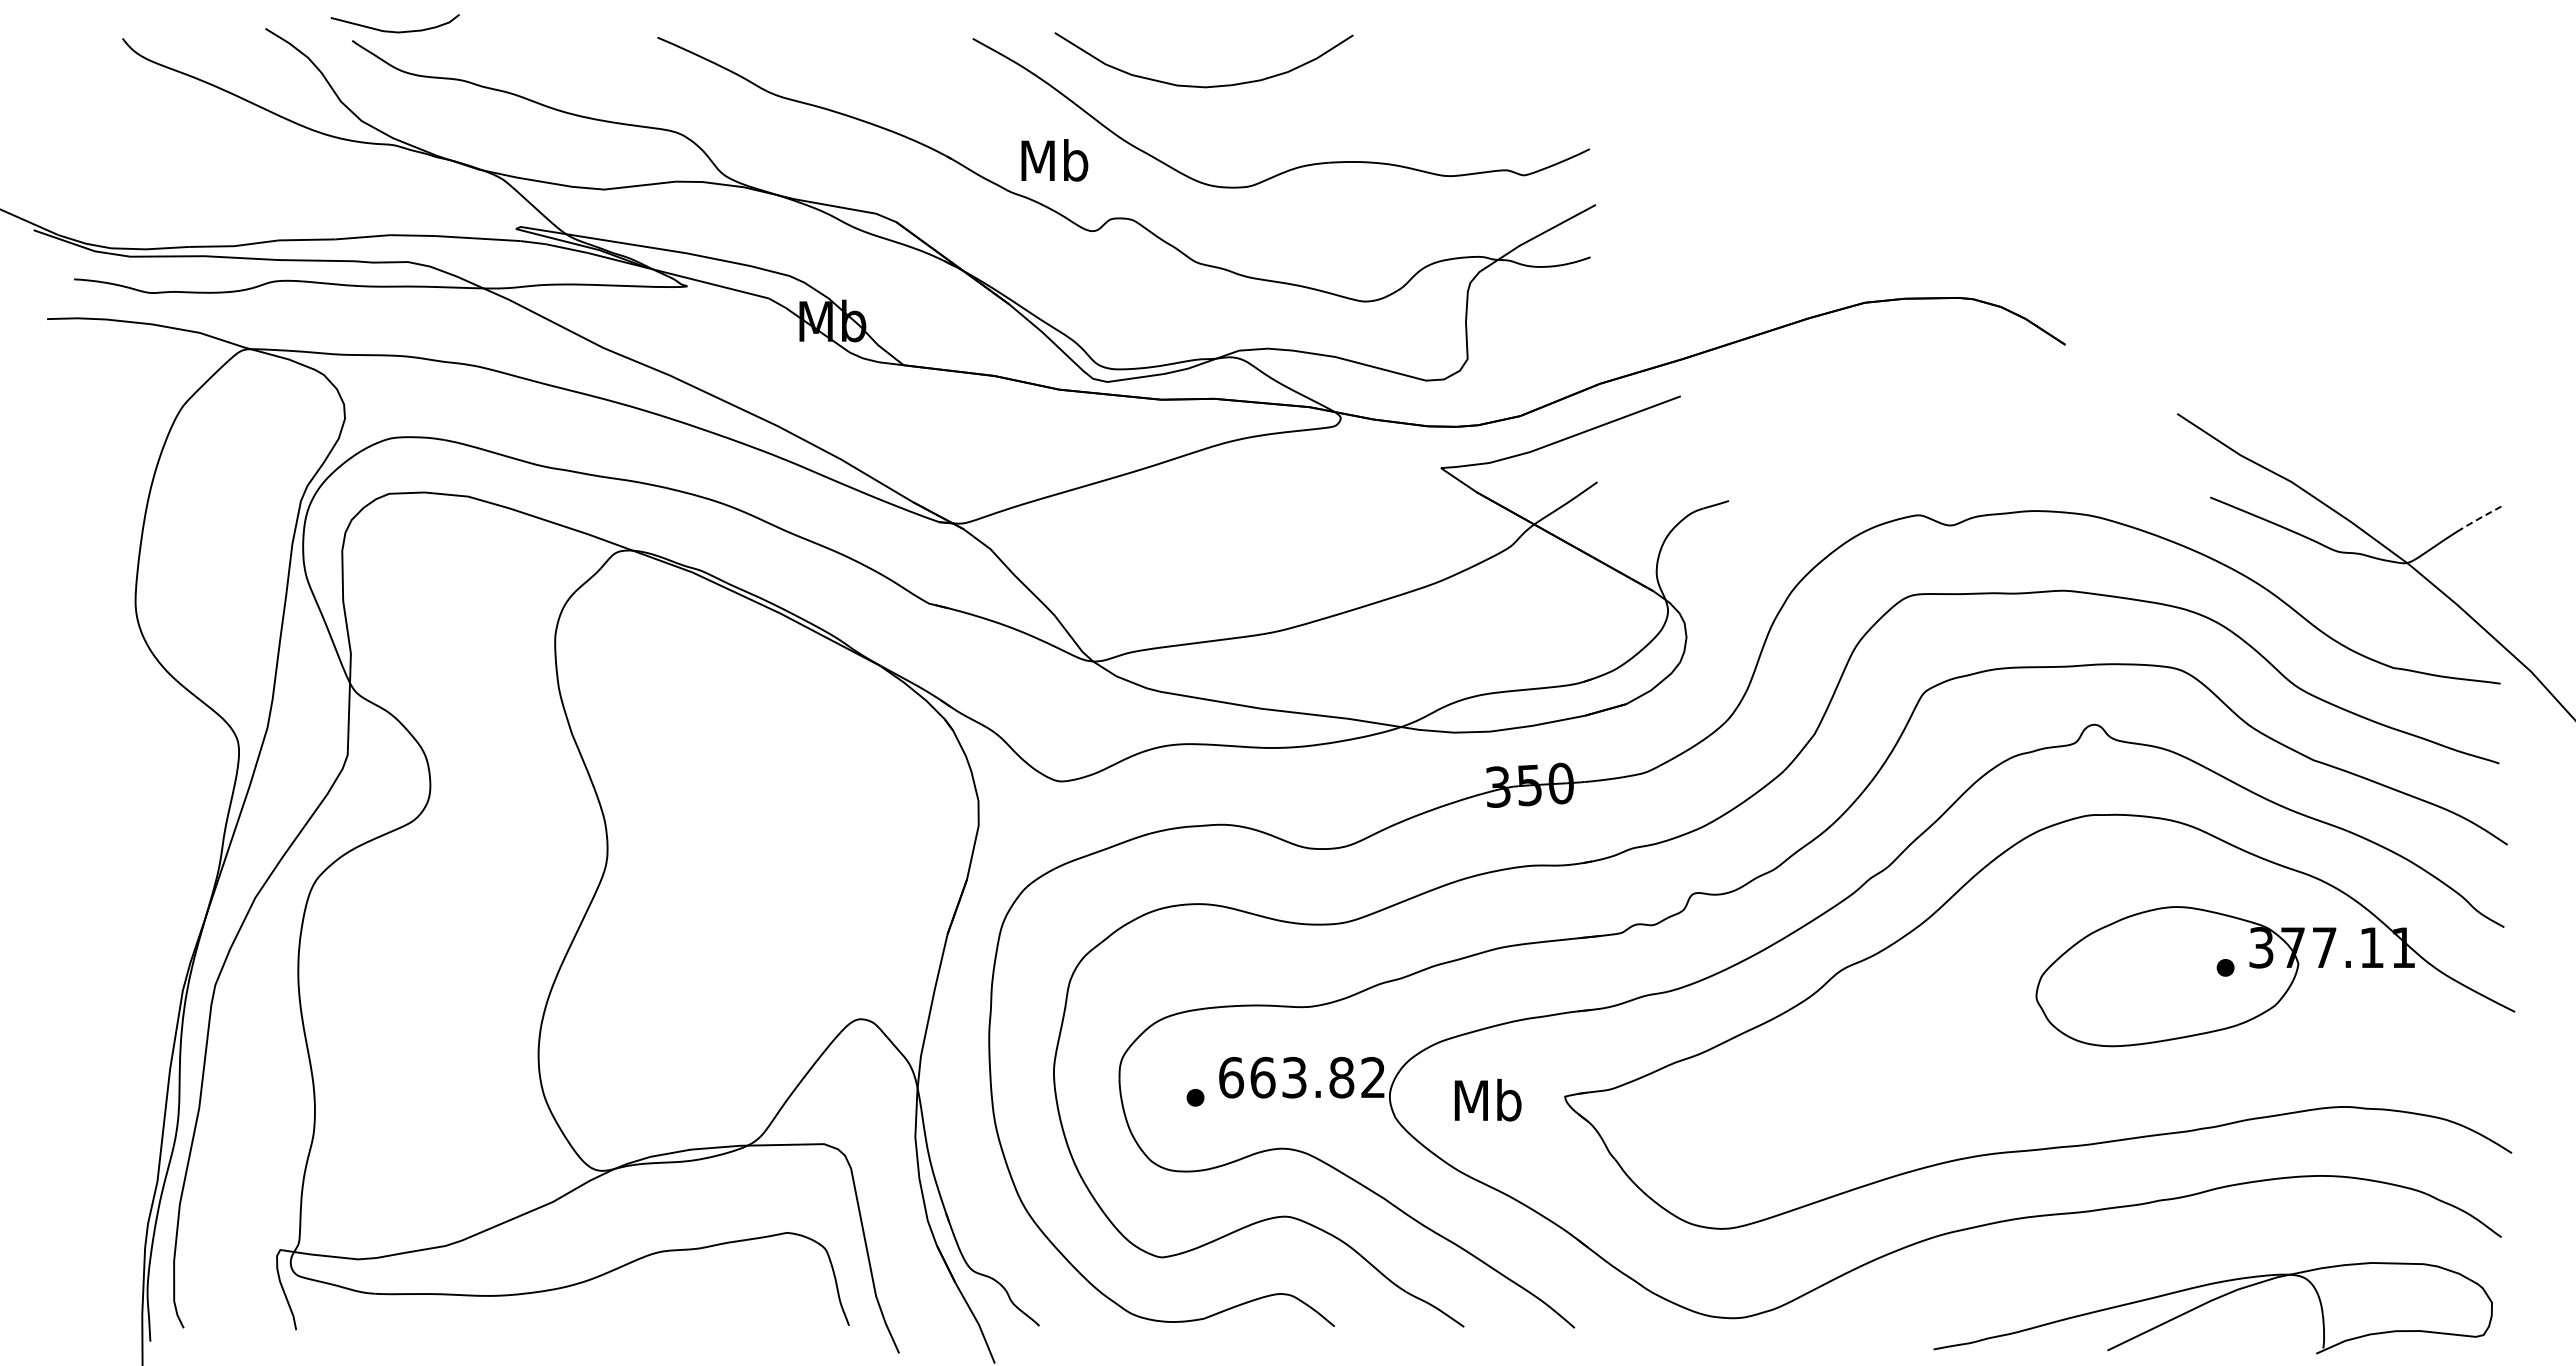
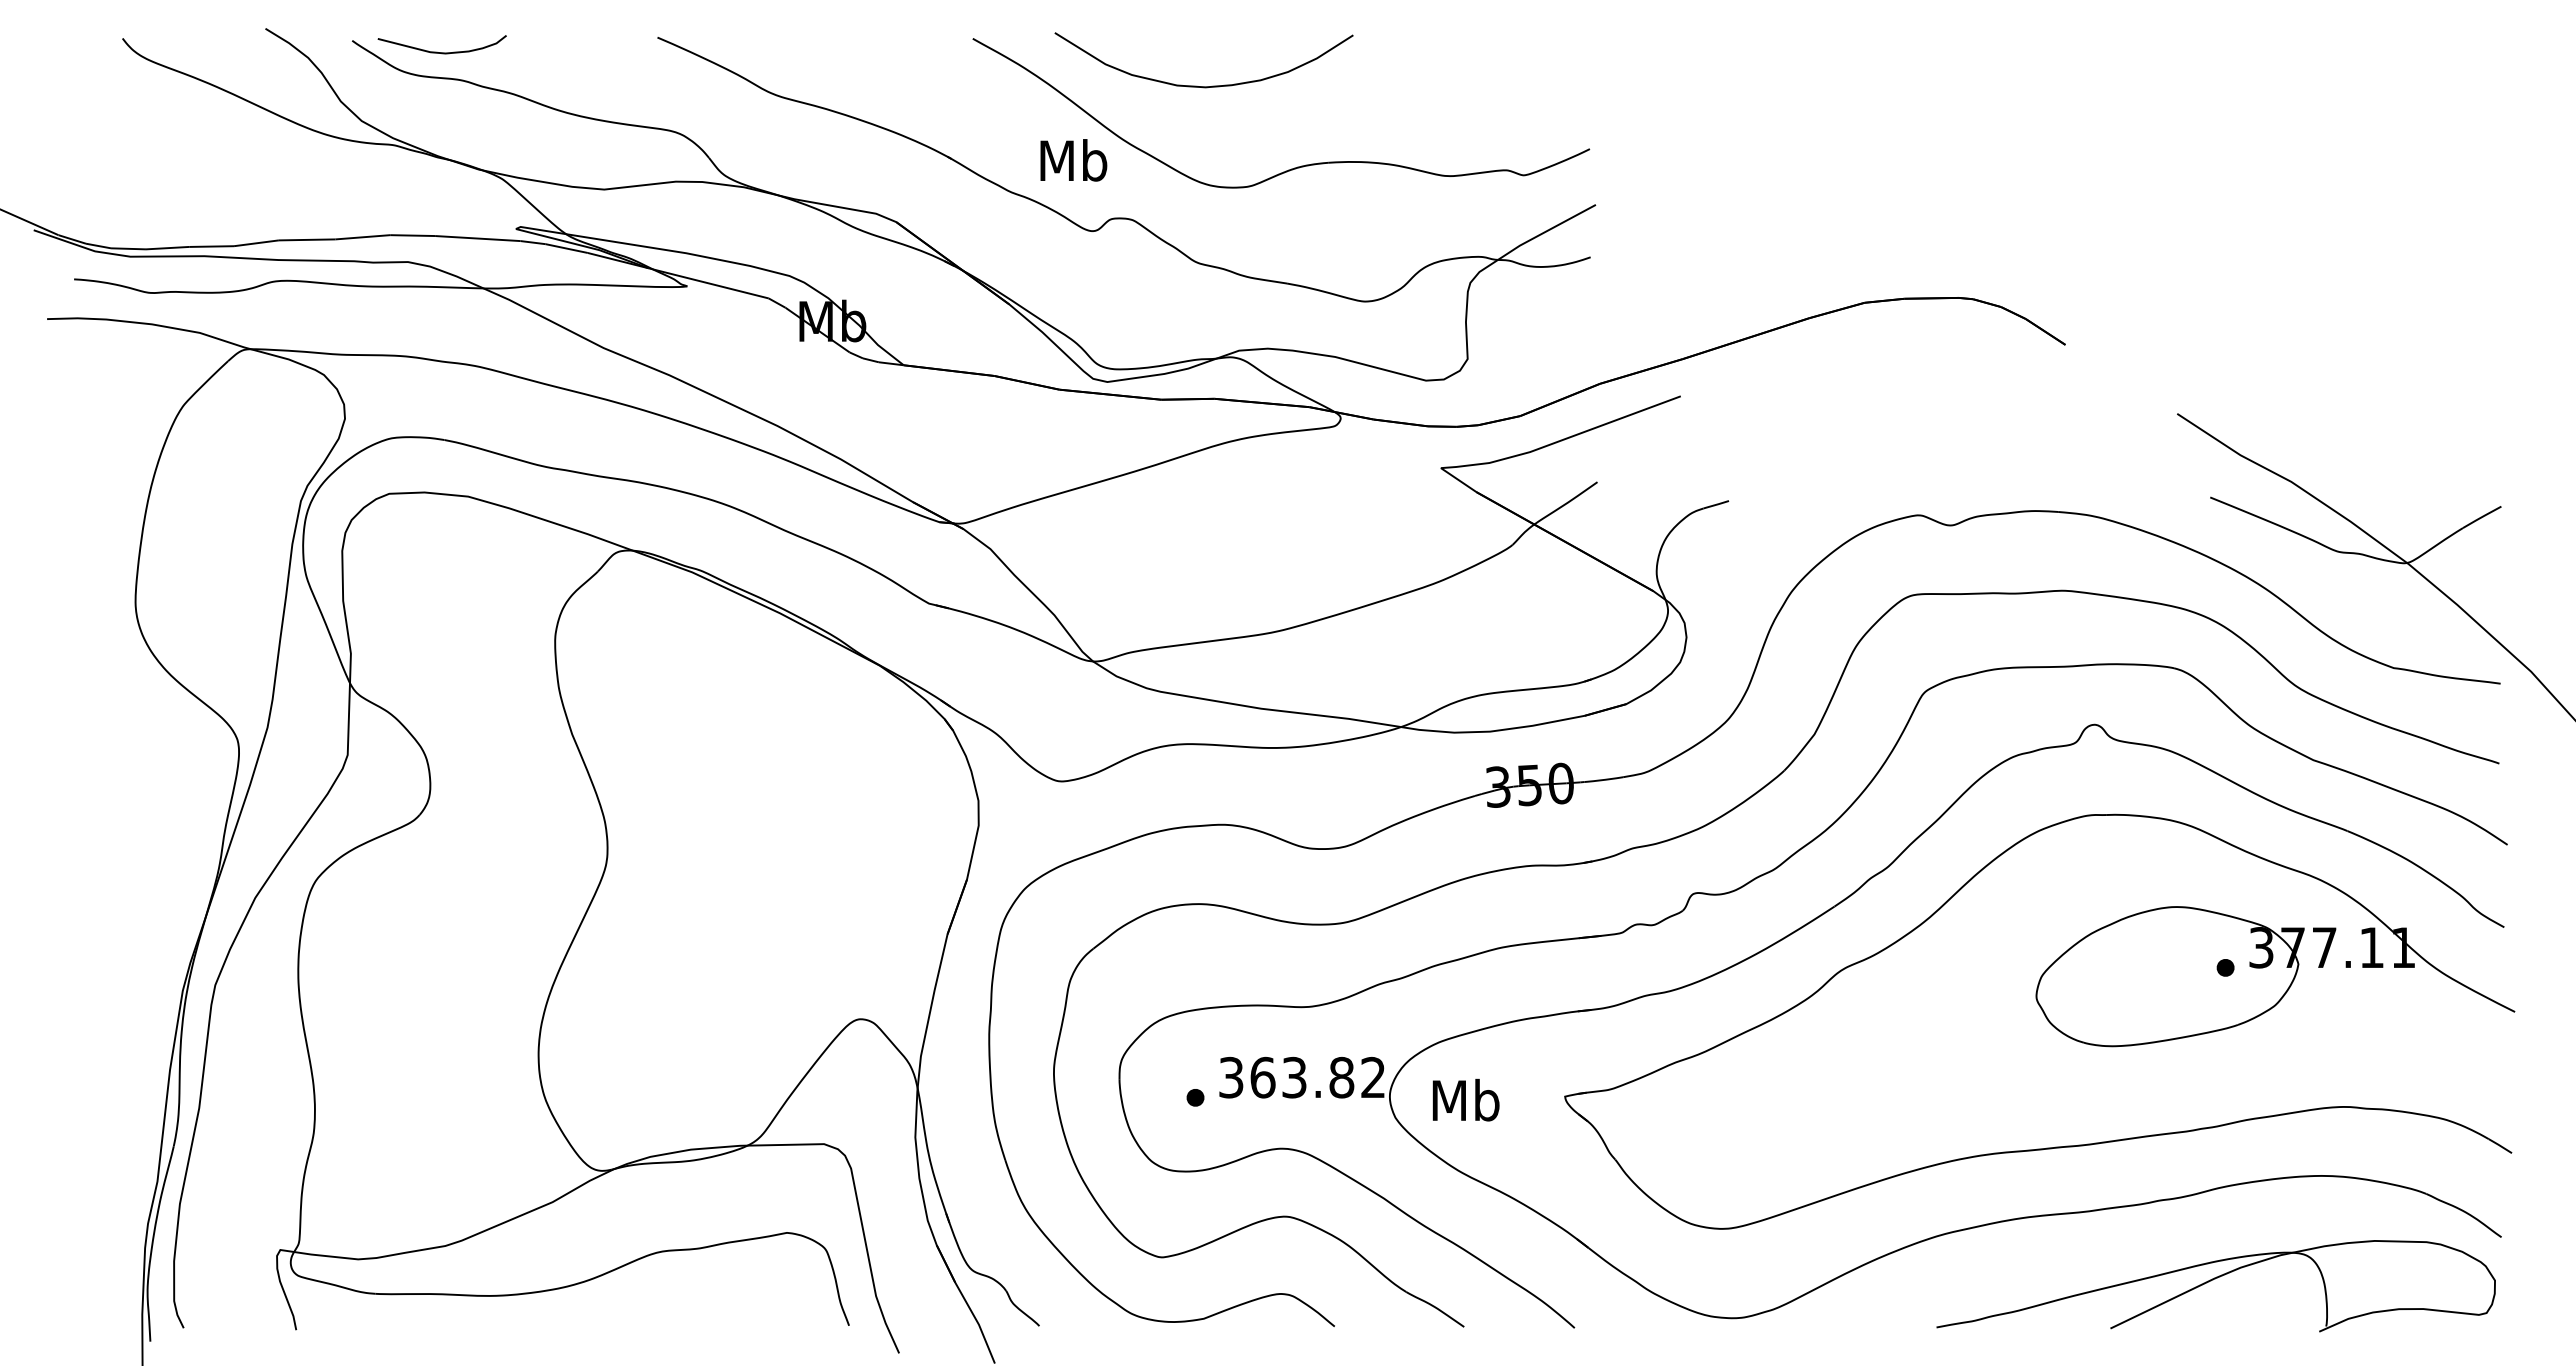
curve position: (394, 31) -> (441, 52) (441, 52)
text position: (1054, 160) -> (1073, 160) (1073, 160)
line: dashed -> solid (2481, 517)
text: 663.82 -> 363.82 (1231, 1077)
text position: (1487, 1099) -> (1465, 1099) (1465, 1099)
part position: (2210, 1302) -> (2213, 1280) (2213, 1280)
